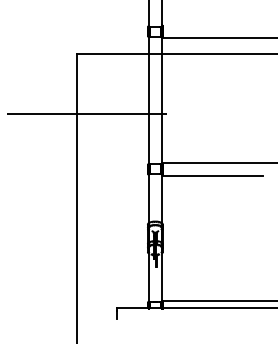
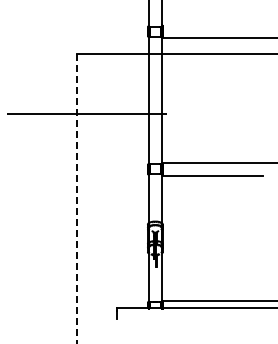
line: solid -> dashed (76, 198)
